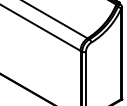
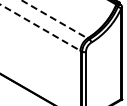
line: solid -> dashed (54, 19)
line: solid -> dashed (40, 27)
